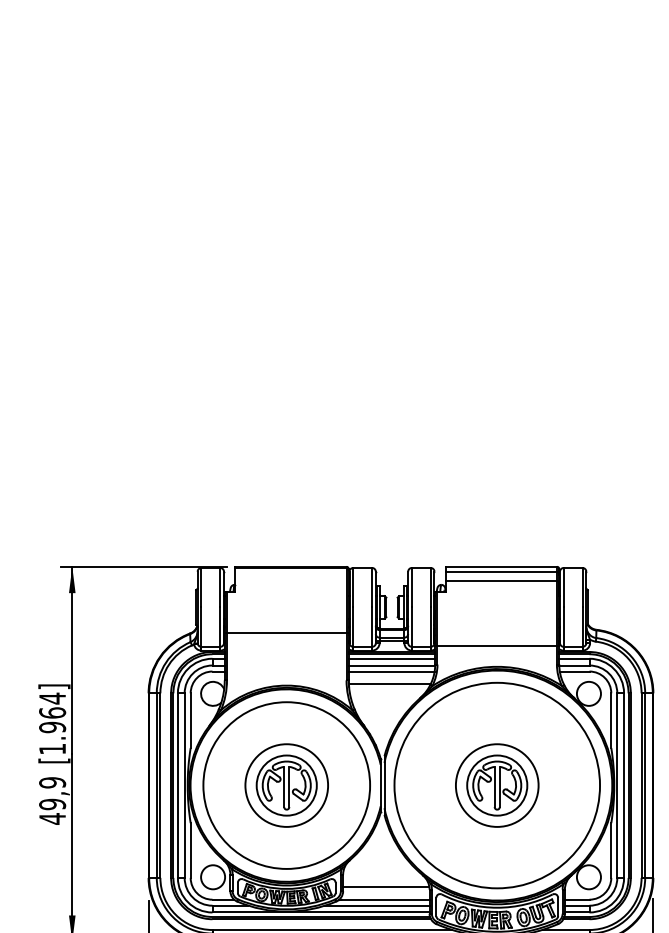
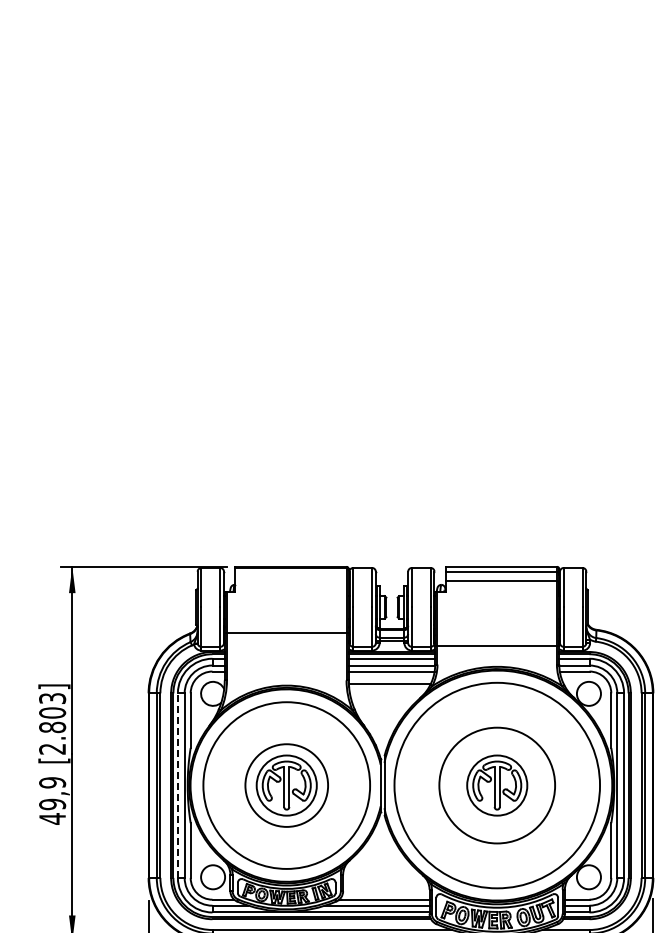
text: [1.964] -> [2.803] (52, 723)
line: solid -> dashed (177, 785)
circle diameter: 83 px -> 116 px (497, 785)
line: present -> none (386, 887)
